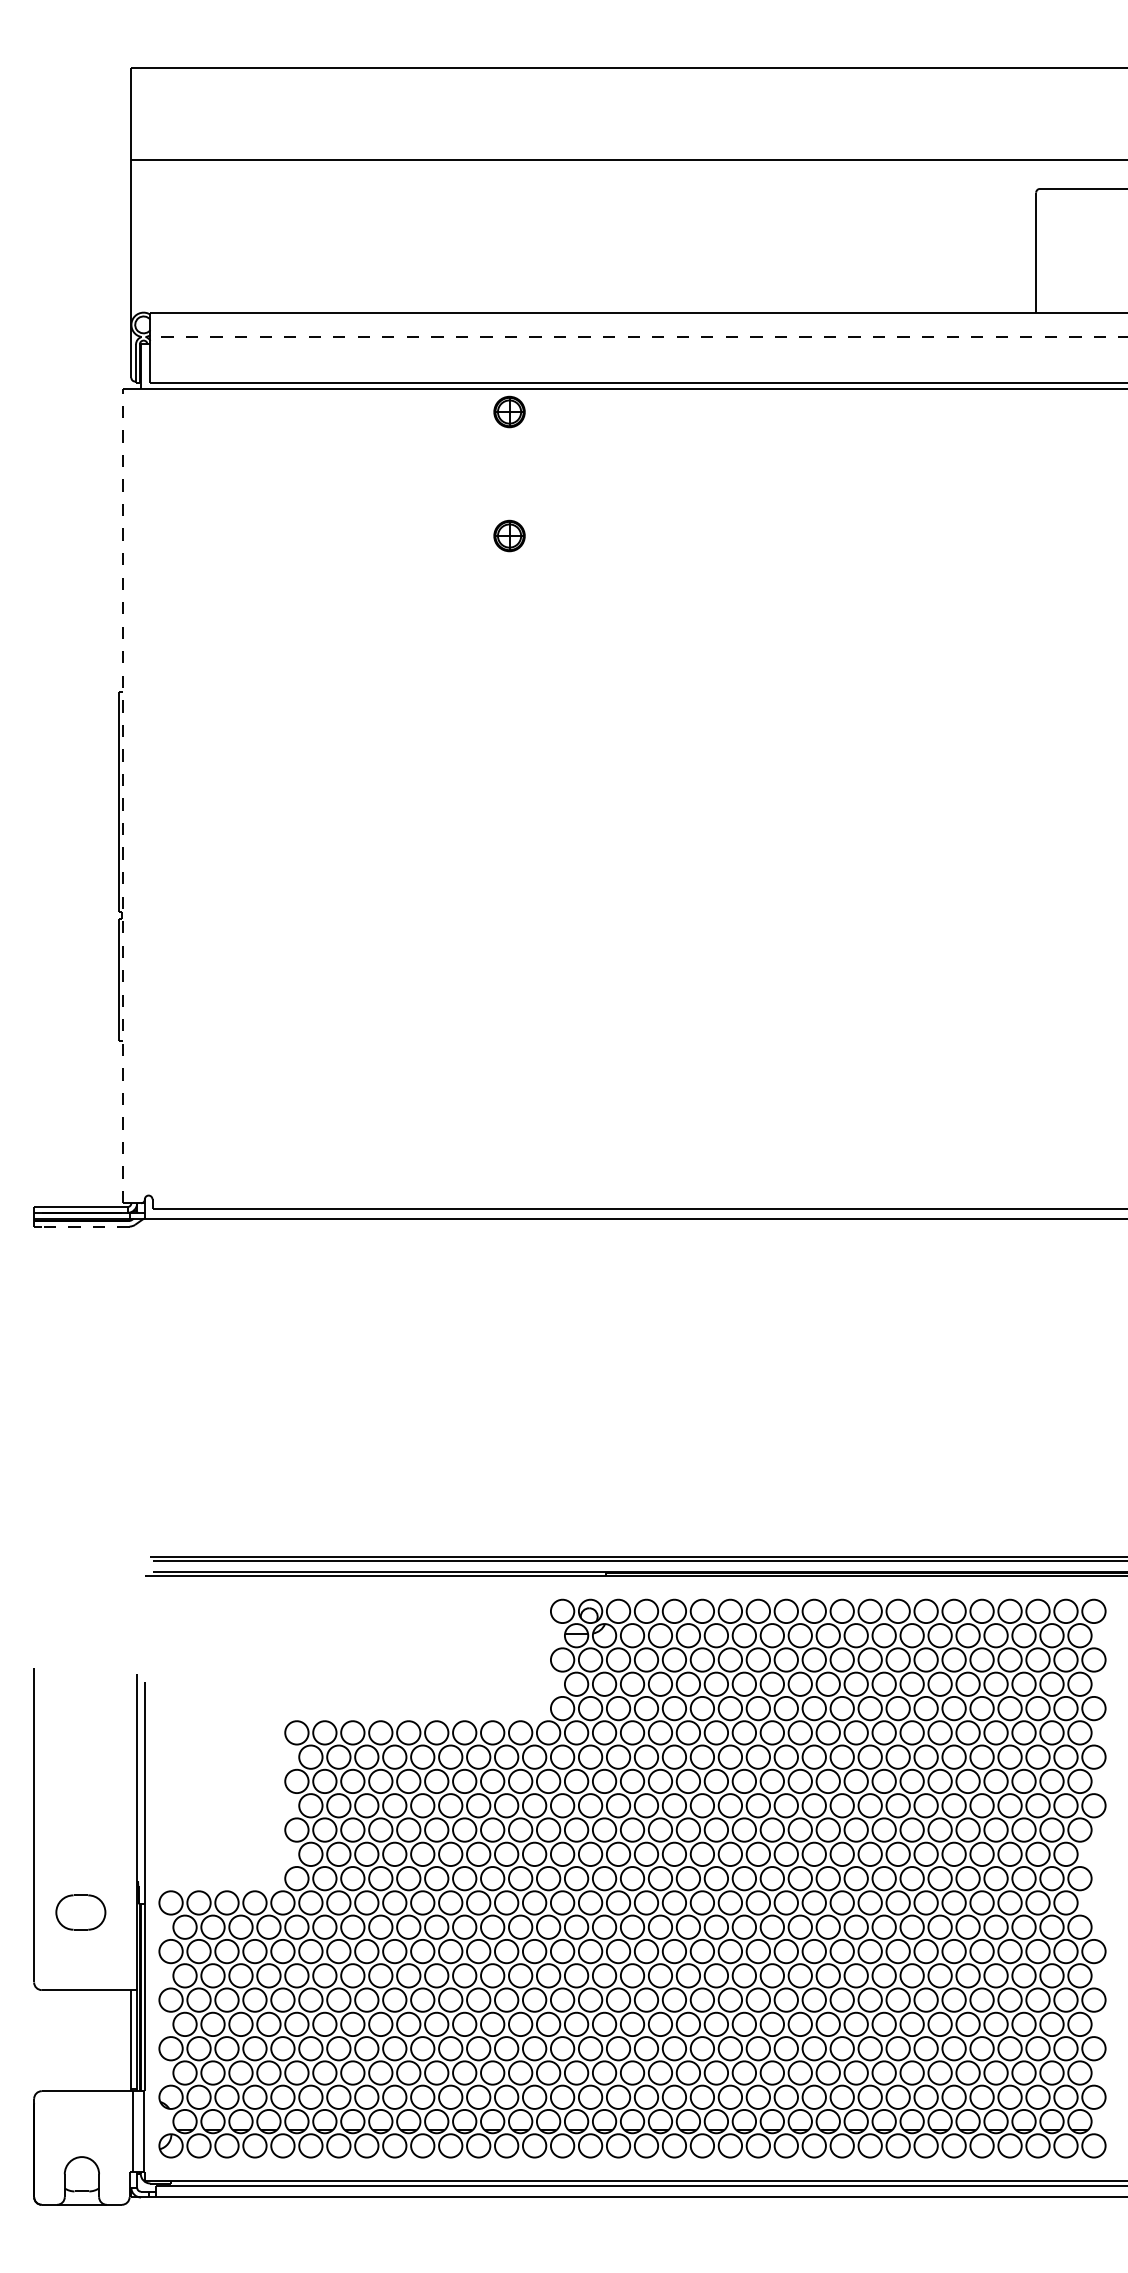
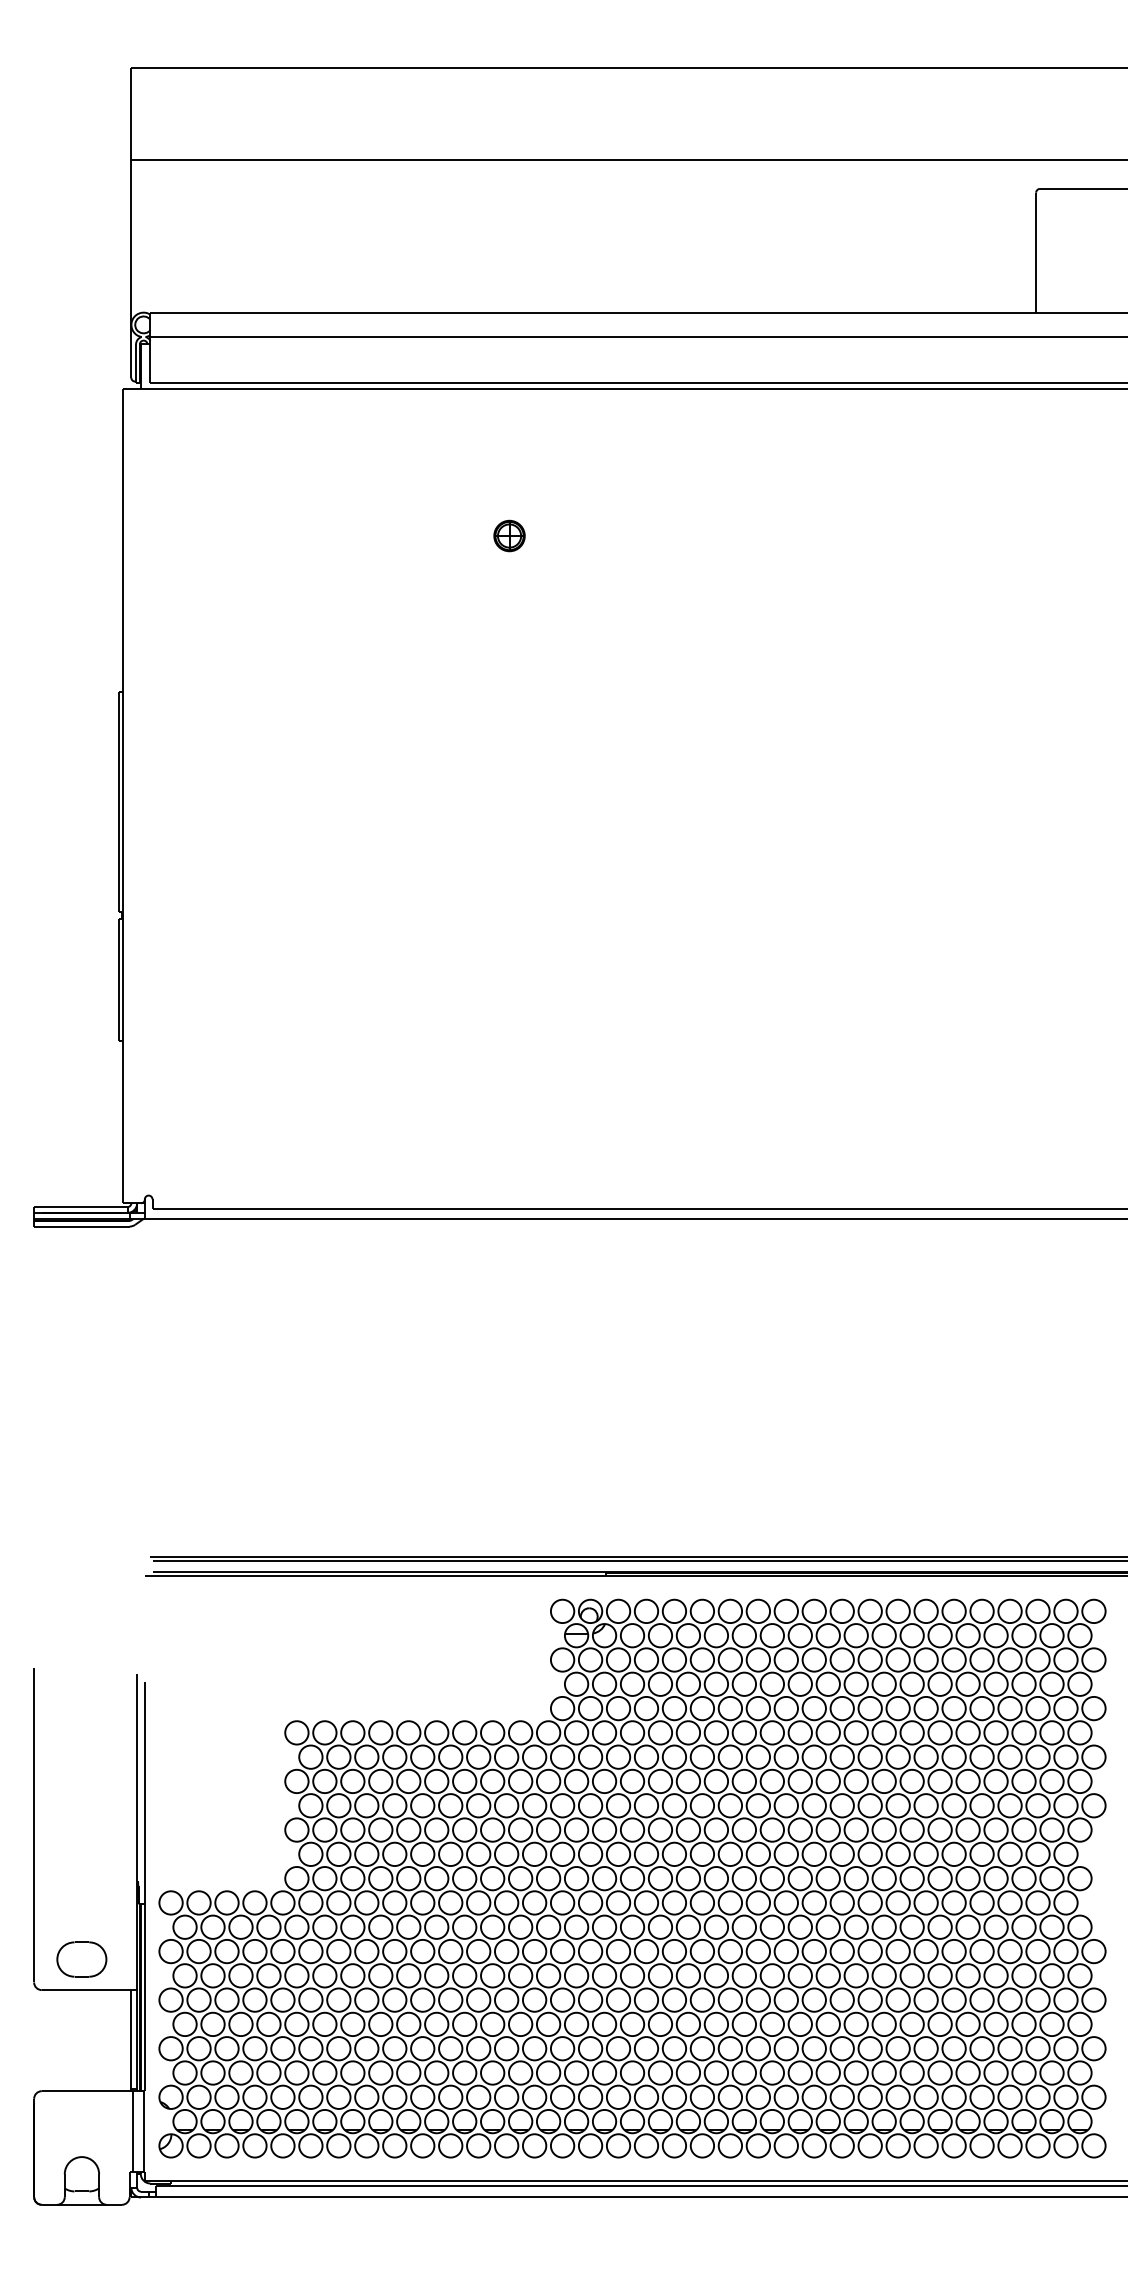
line: dashed -> solid (638, 337)
part: present -> none (509, 411)
line: dashed -> solid (123, 795)
line: dashed -> solid (85, 1226)
part position: (80, 1912) -> (81, 1959) (81, 1959)
